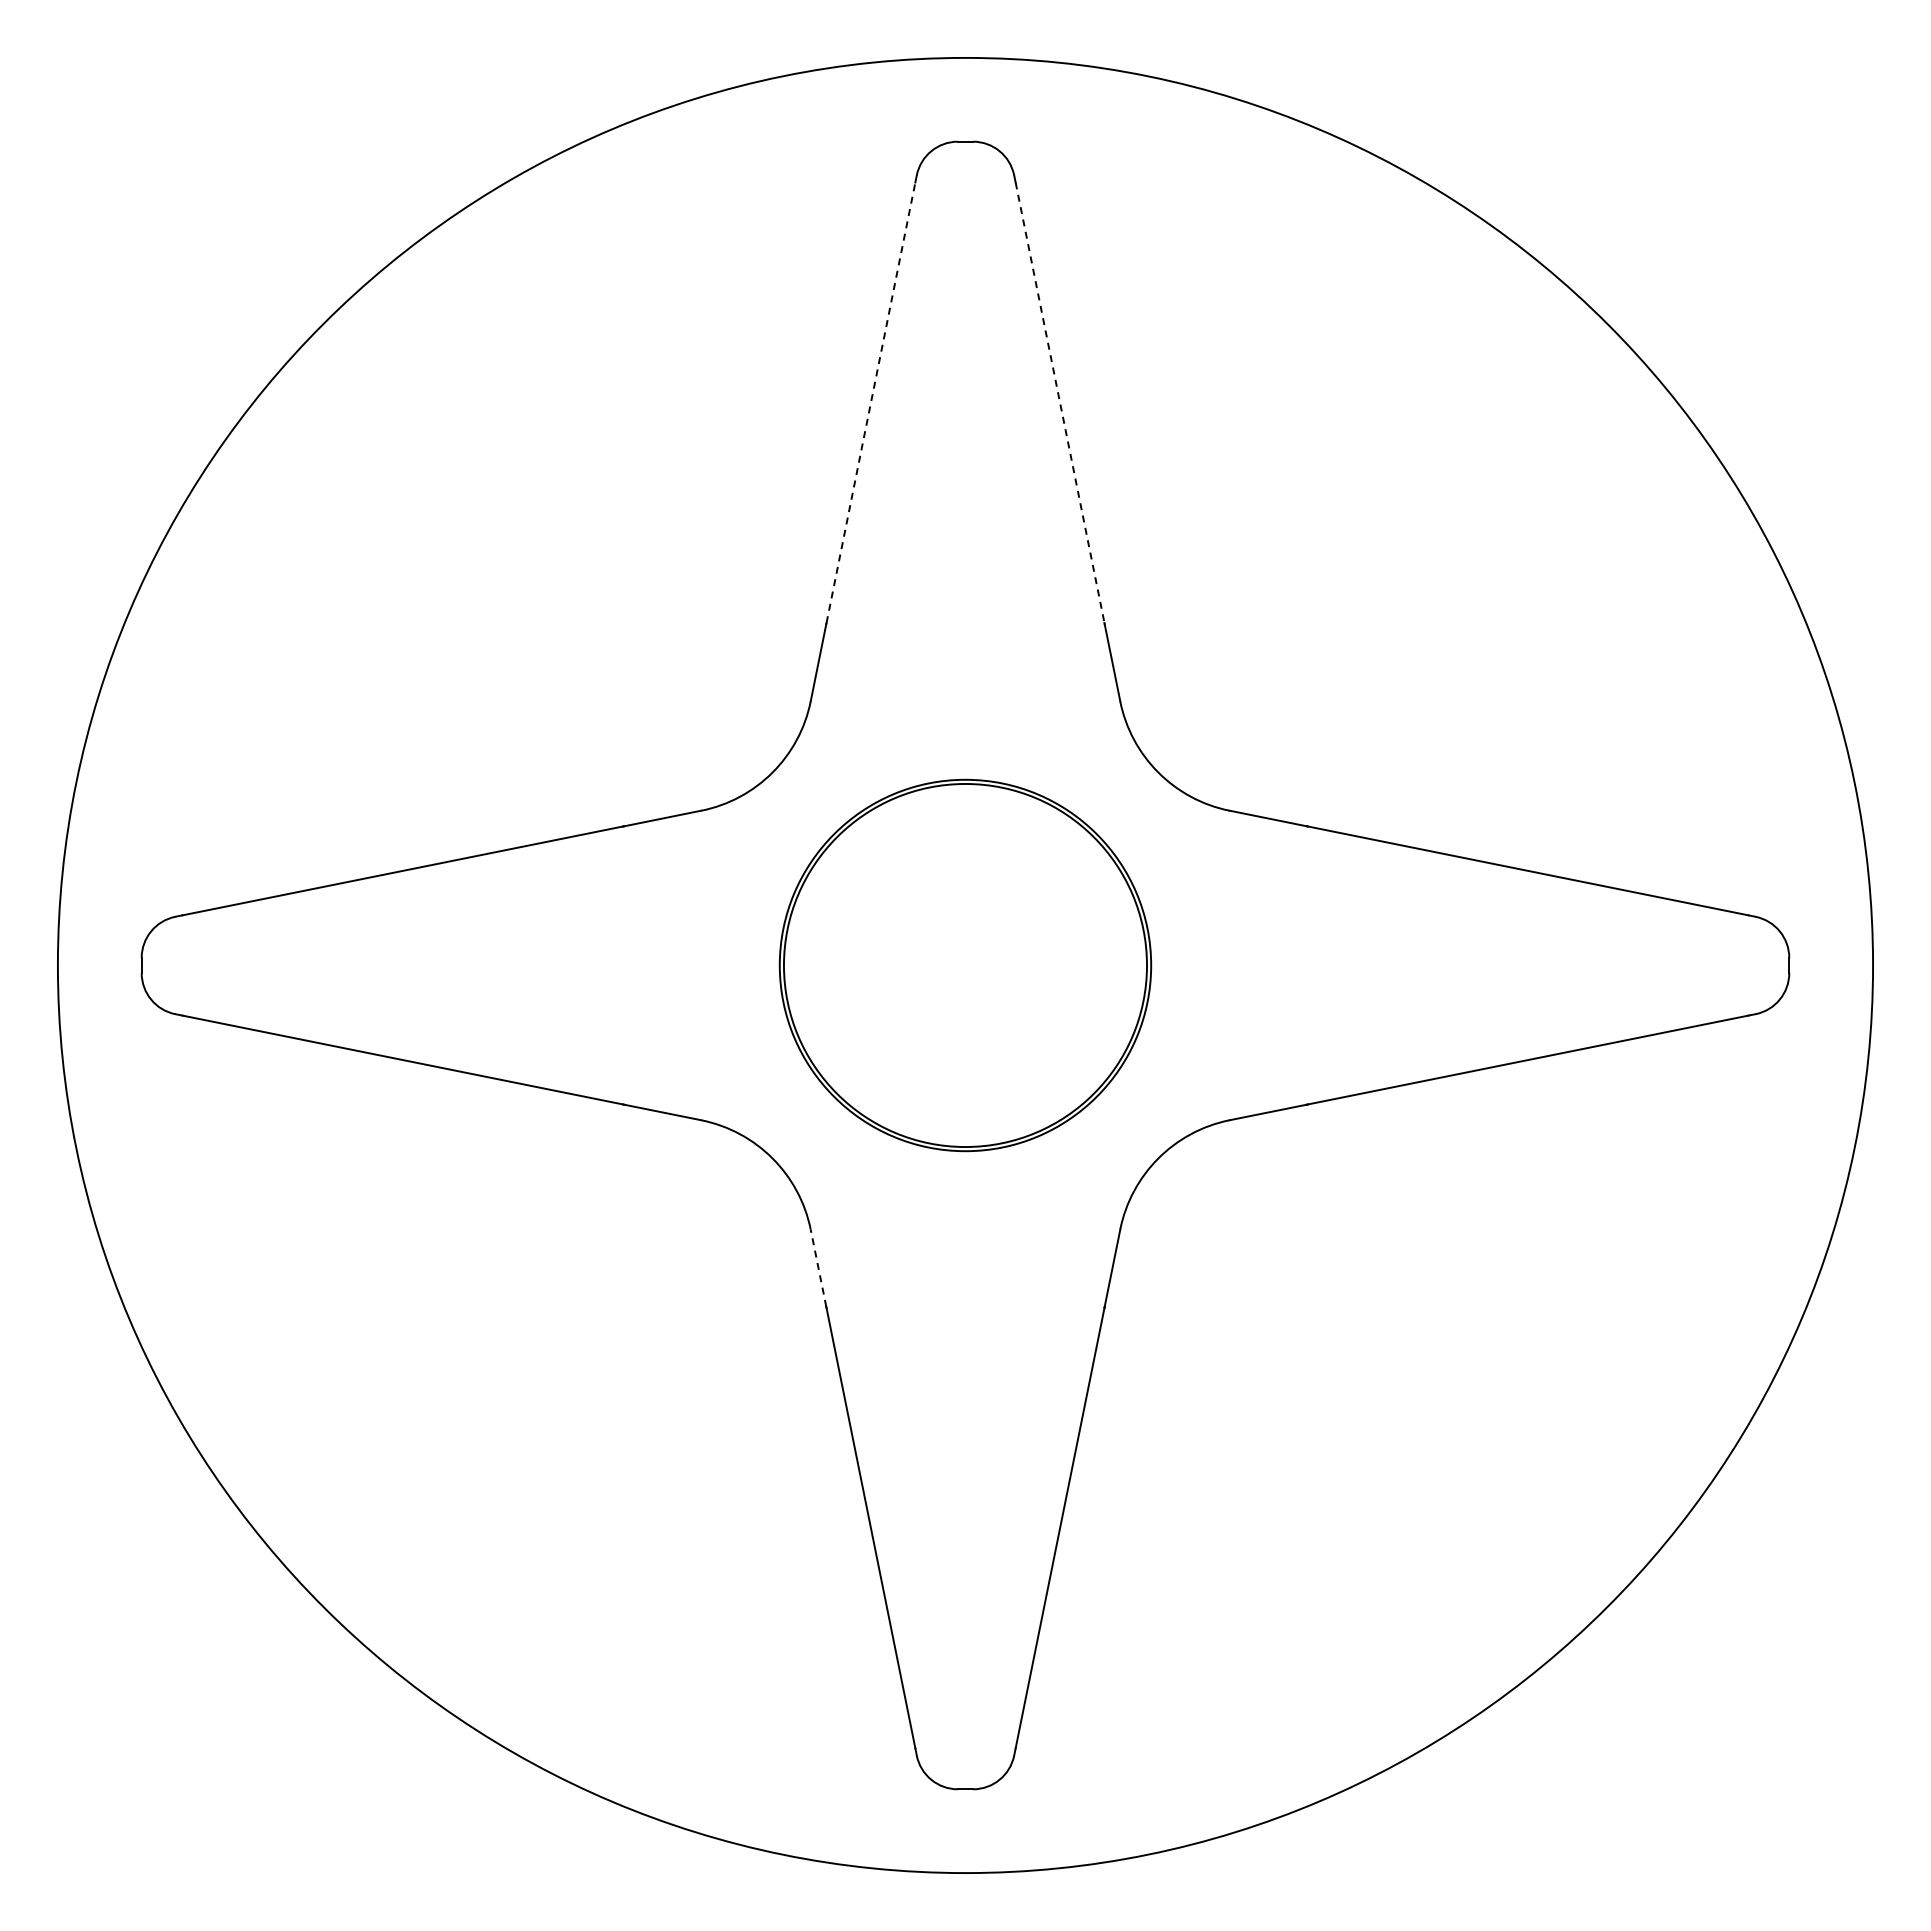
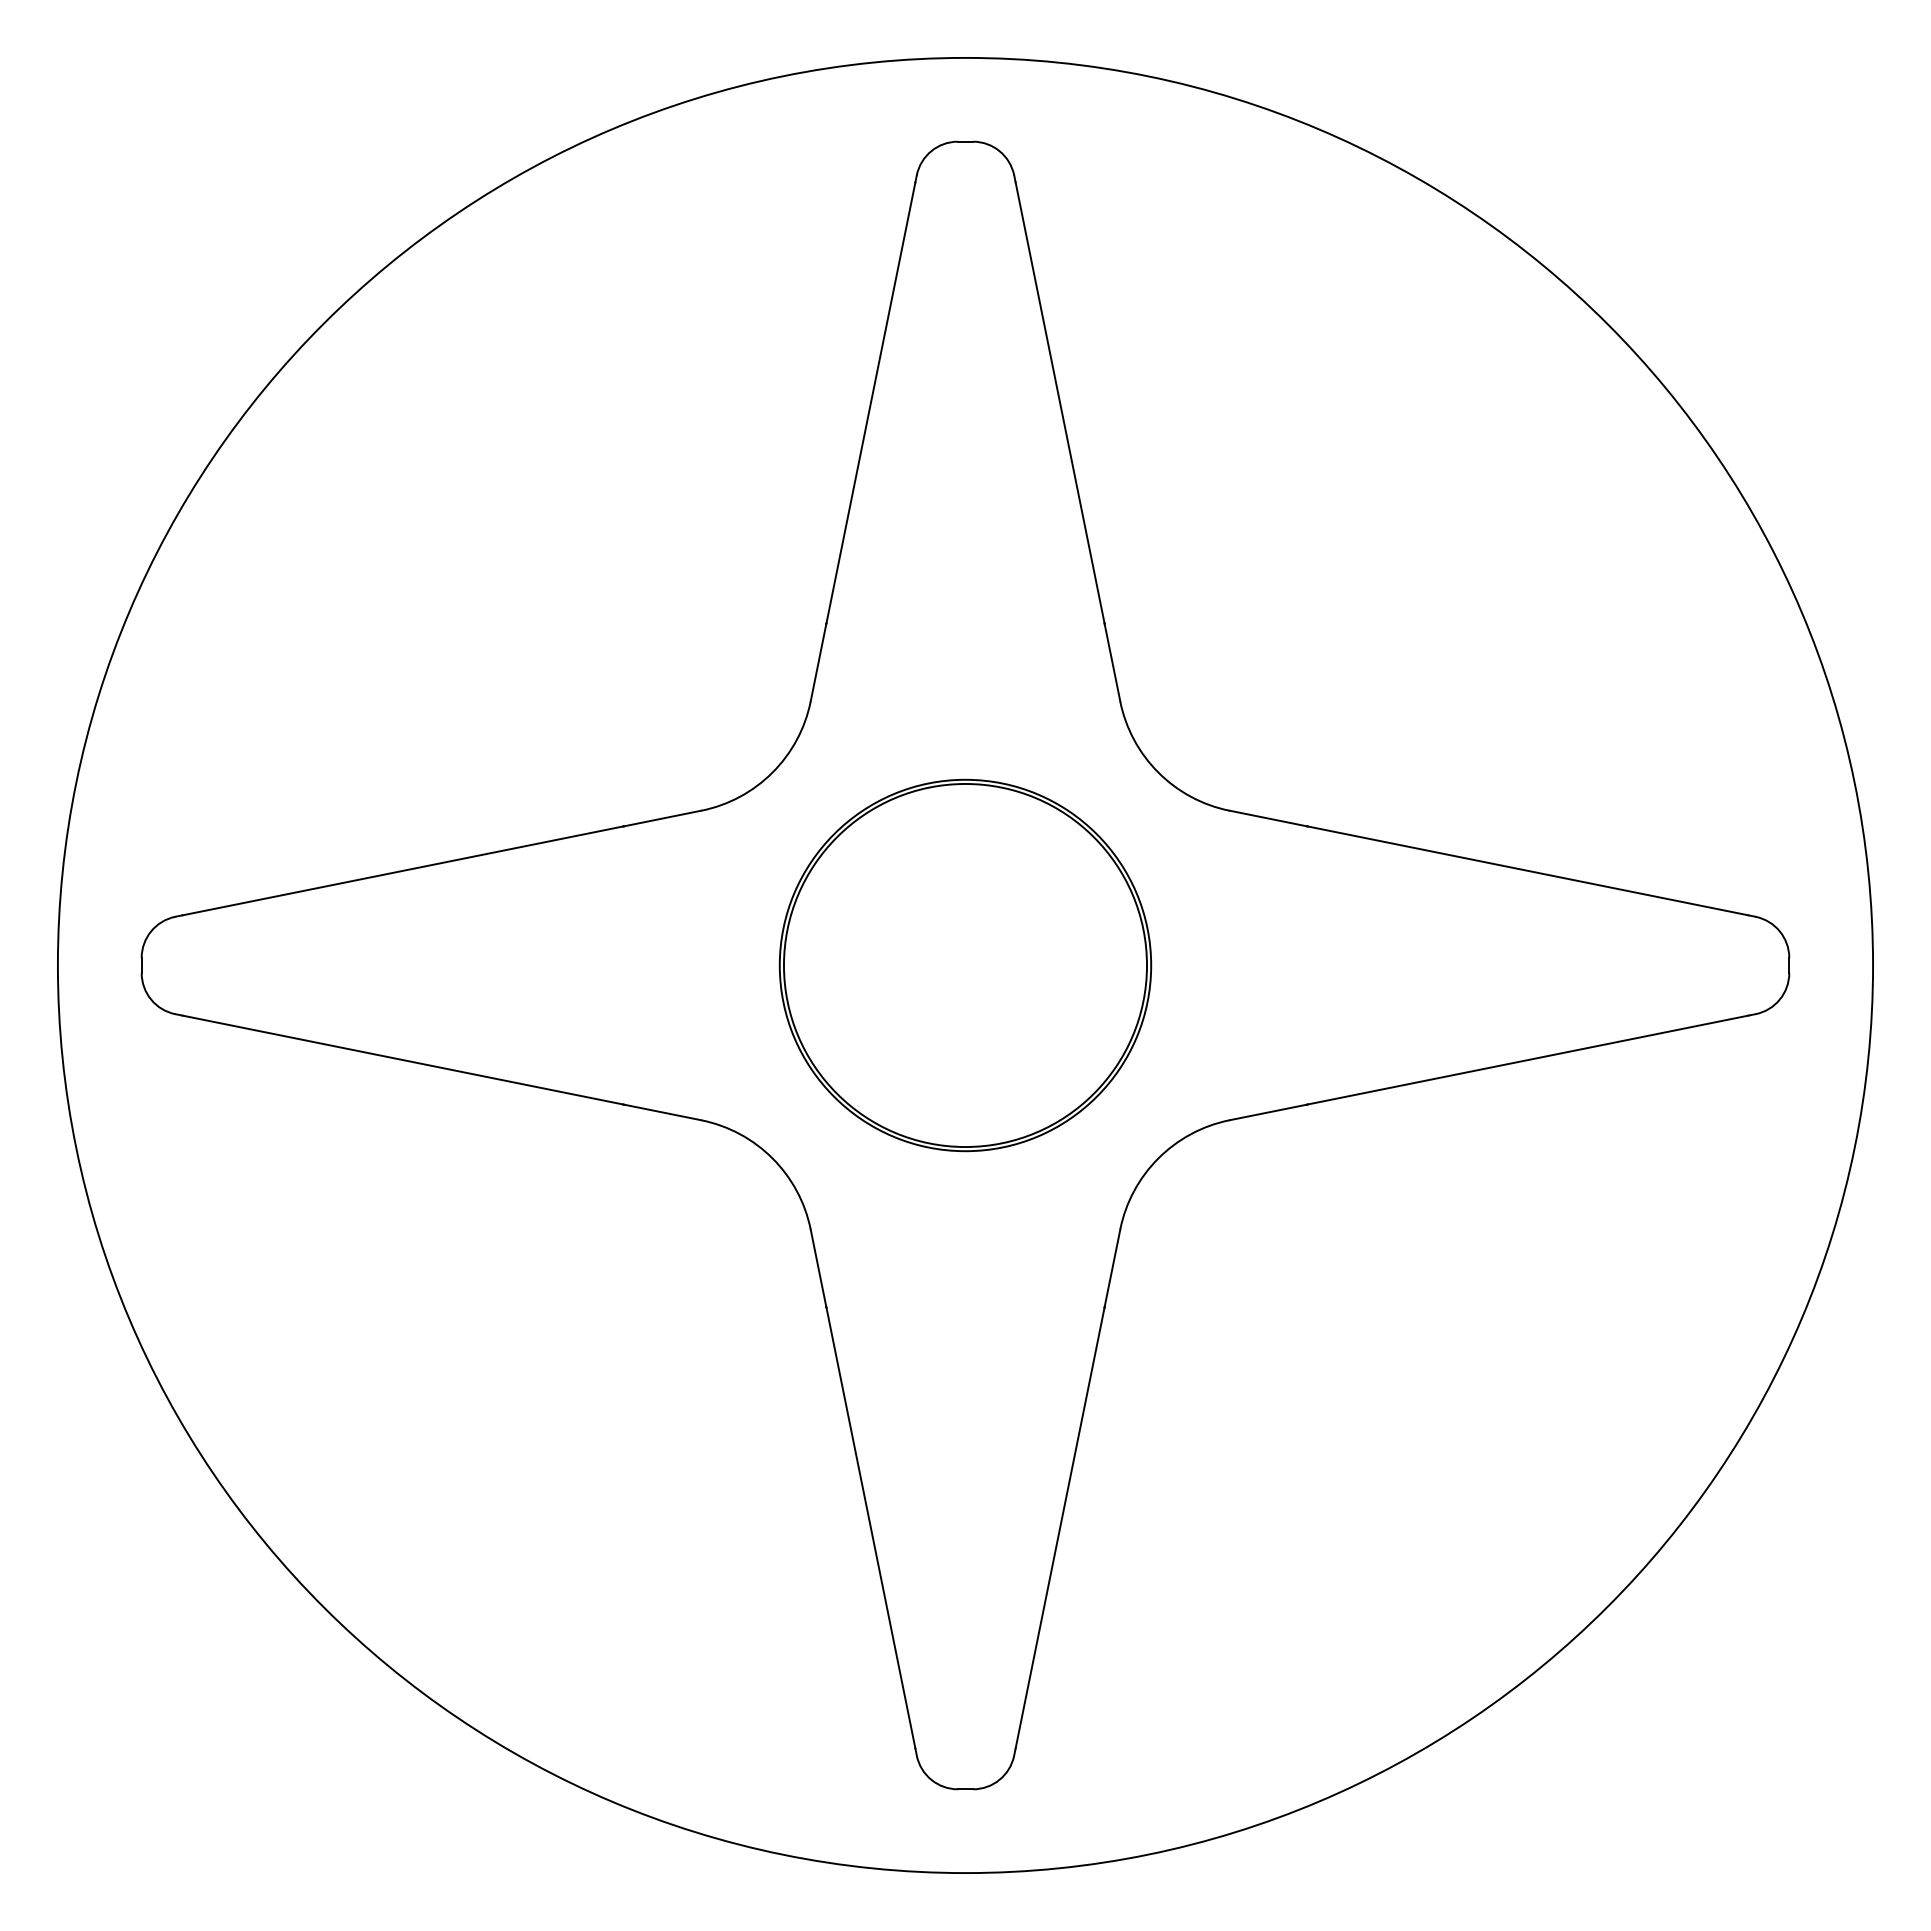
line: dashed -> solid (870, 402)
line: dashed -> solid (1060, 402)
line: dashed -> solid (818, 1267)
